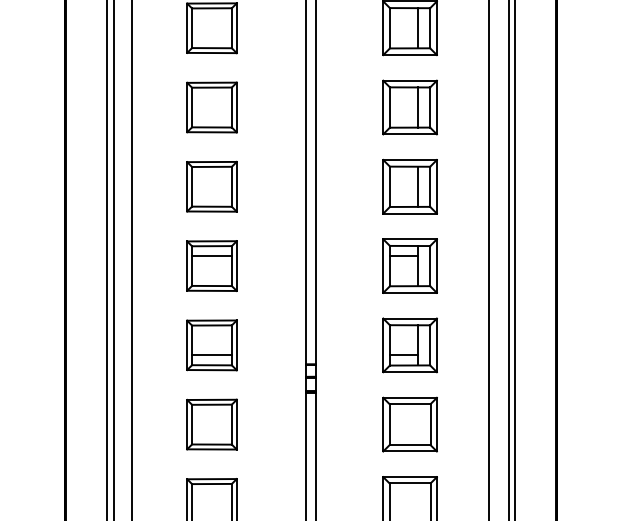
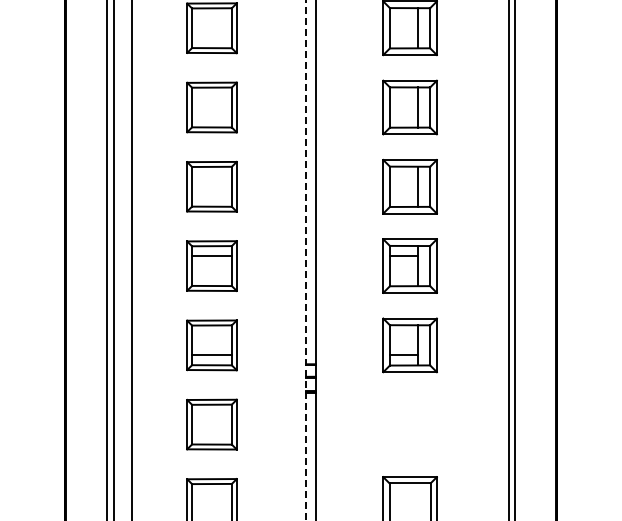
line: present -> none (489, 259)
line: solid -> dashed (306, 260)
part: present -> none (409, 424)
